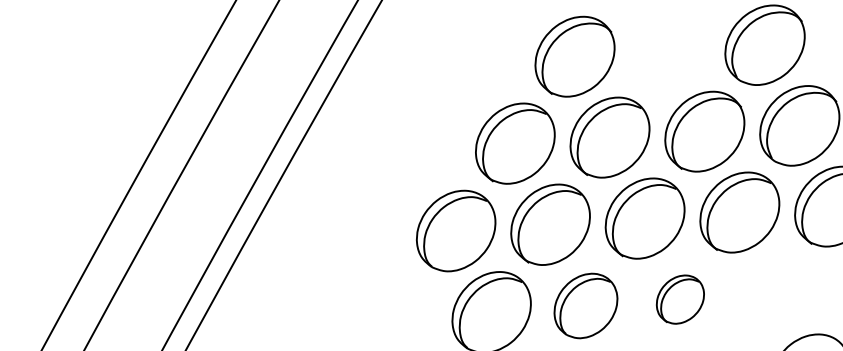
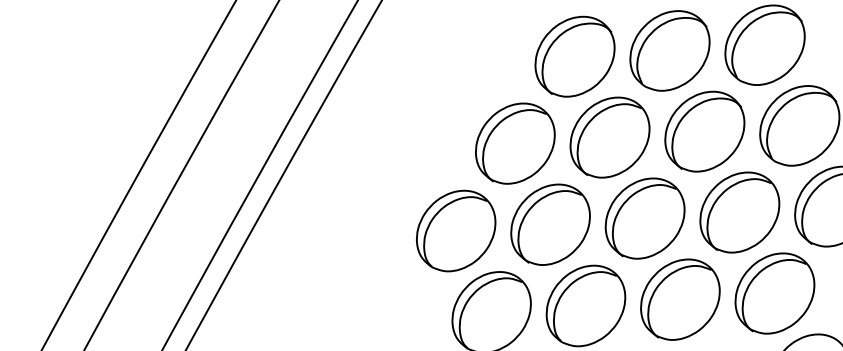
part: none -> present (669, 50)
part: none -> present (774, 293)
part size: 50x51 px -> 81x83 px (680, 299)
part size: 66x68 px -> 82x84 px (585, 305)
